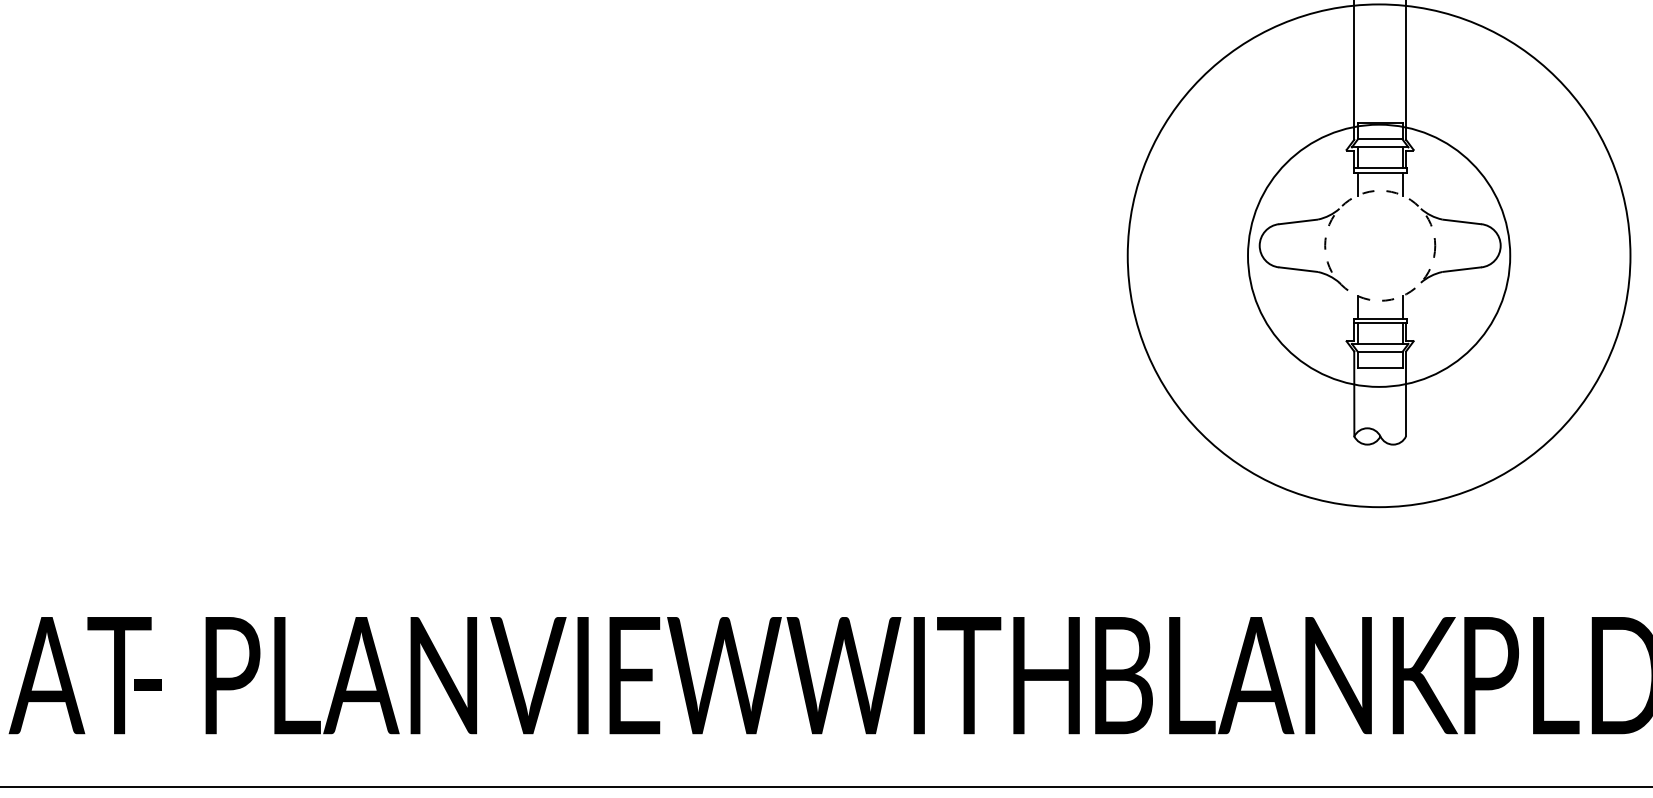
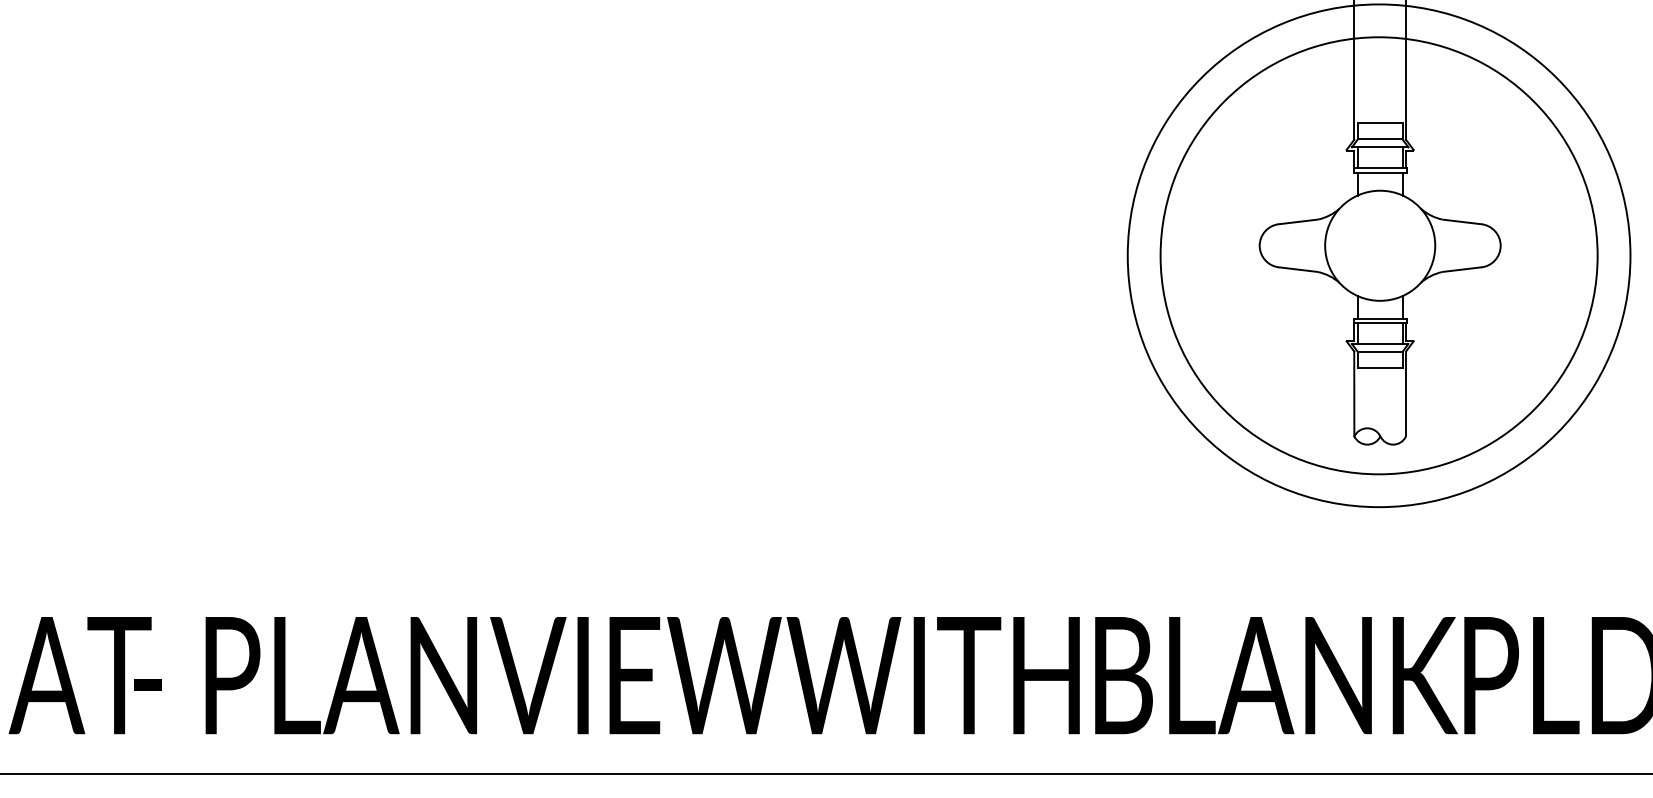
circle: dashed -> solid (1380, 245)
circle diameter: 262 px -> 437 px (1378, 255)
line position: (825, 786) -> (825, 773) (825, 773)
